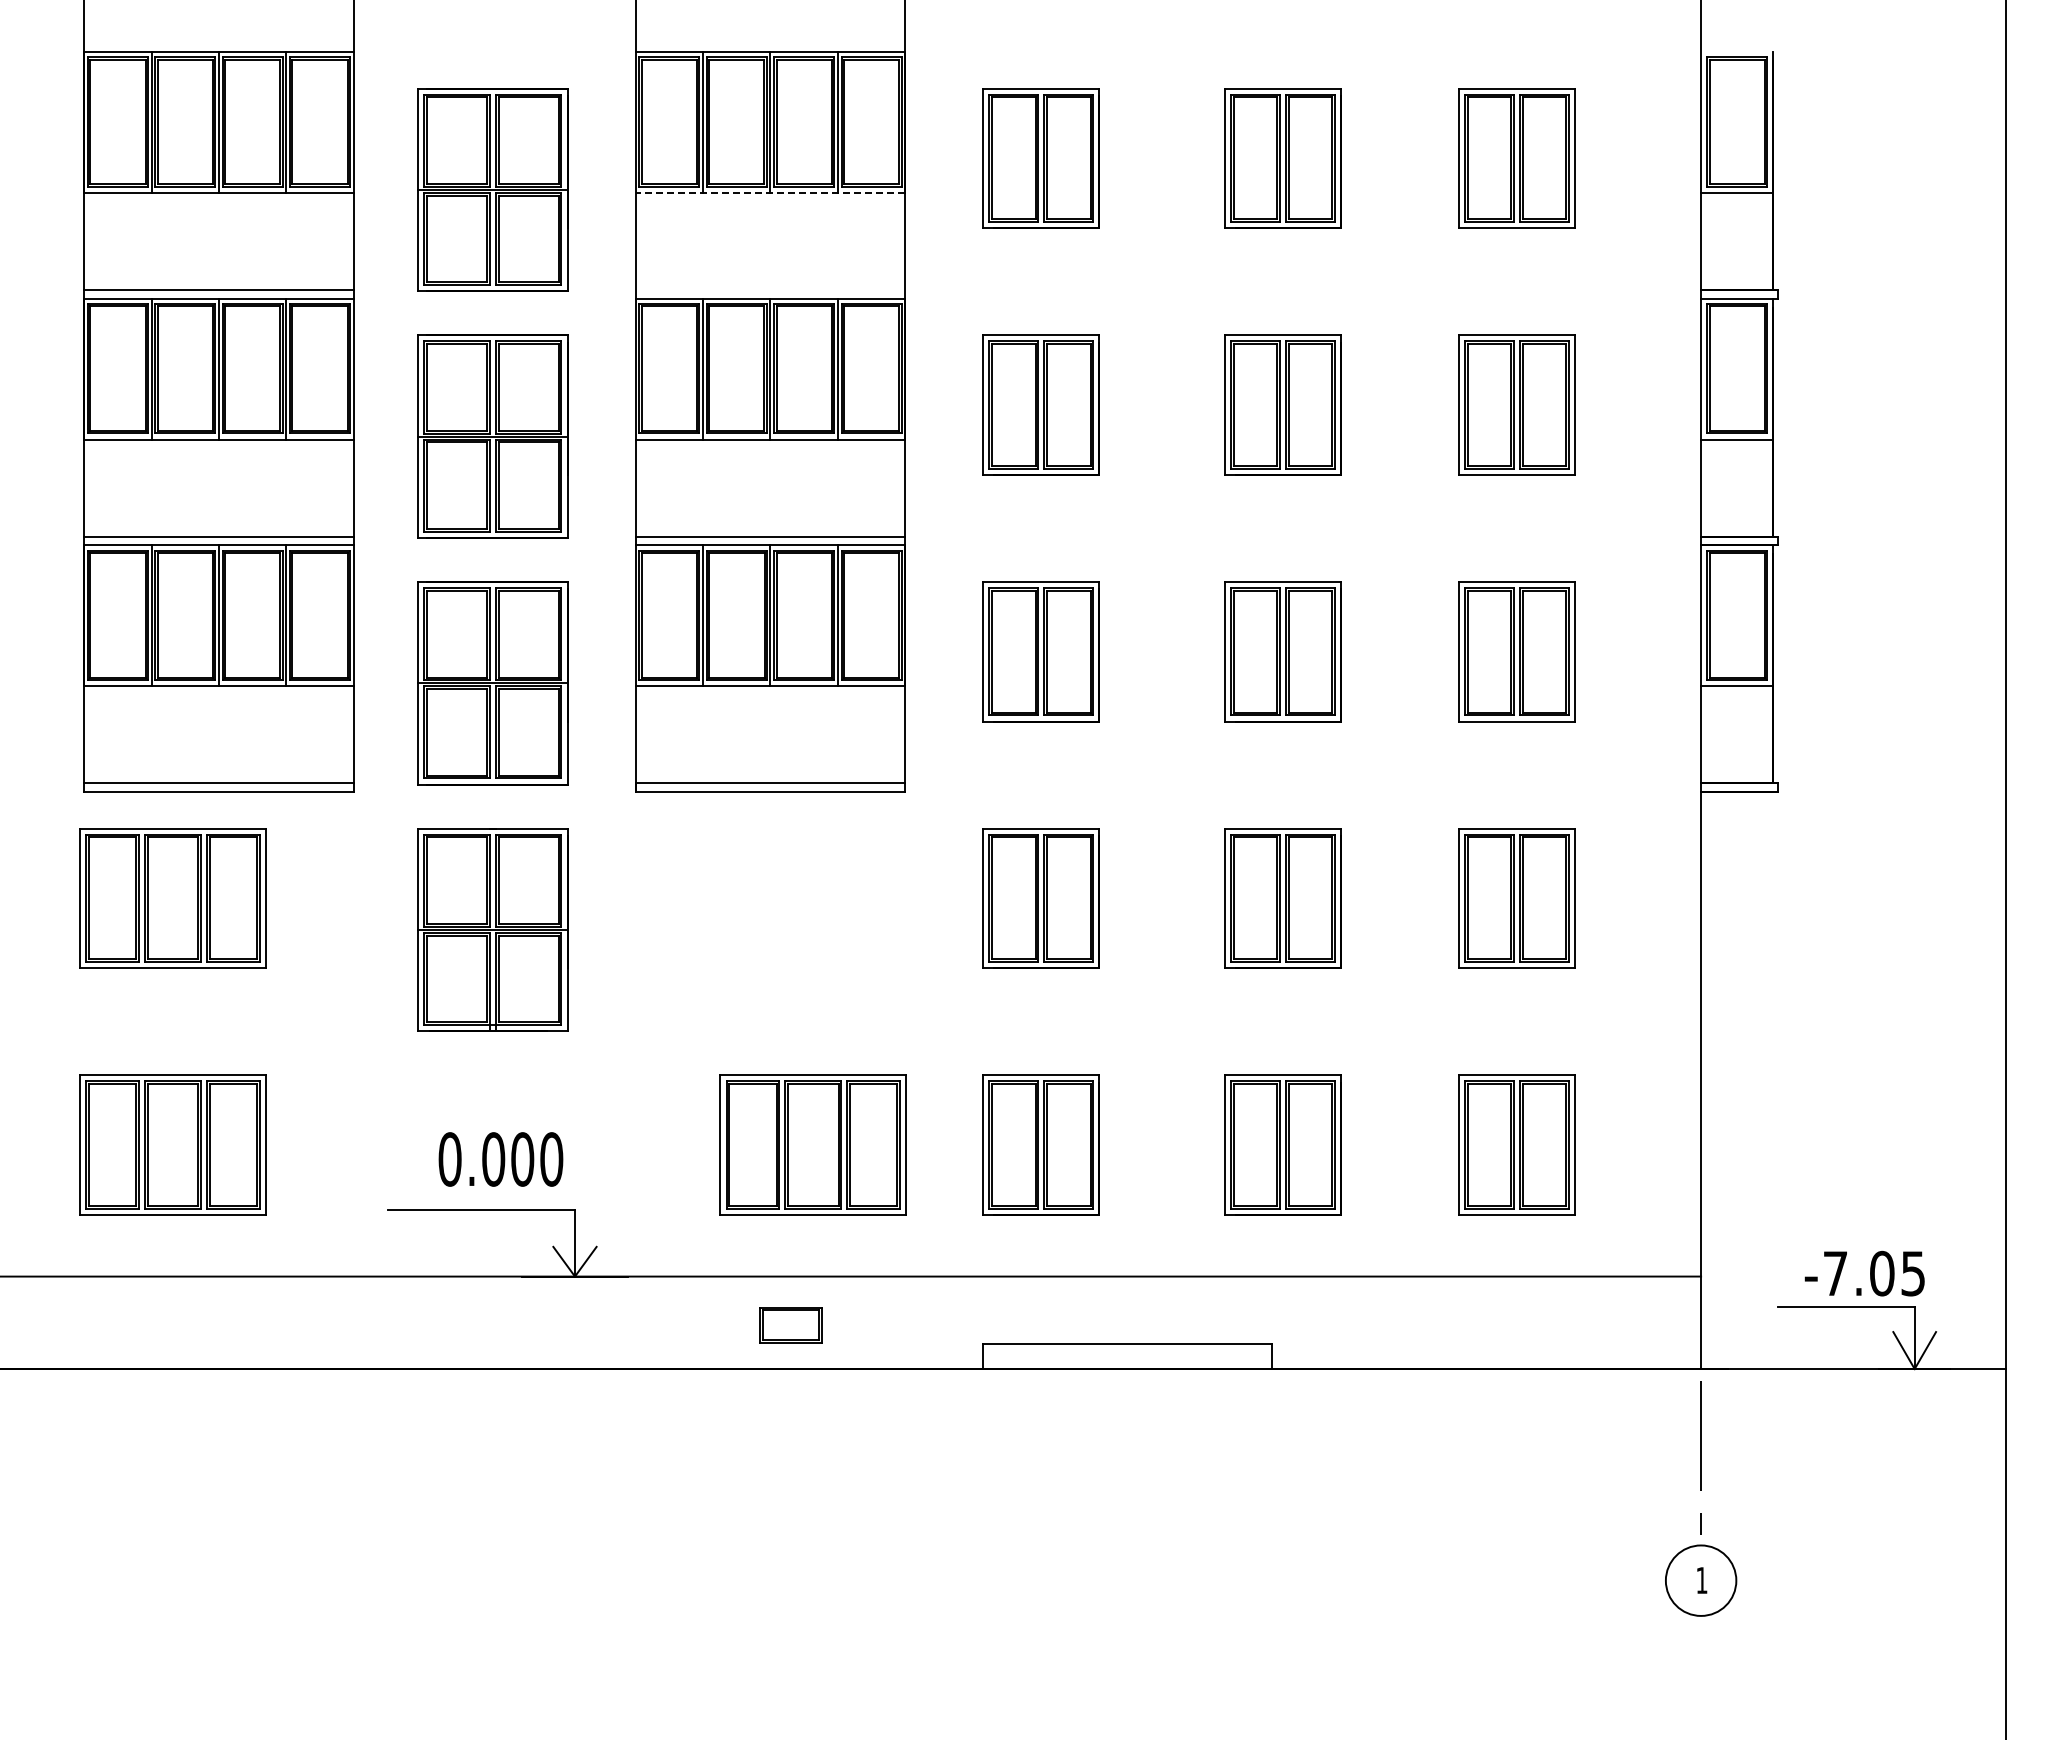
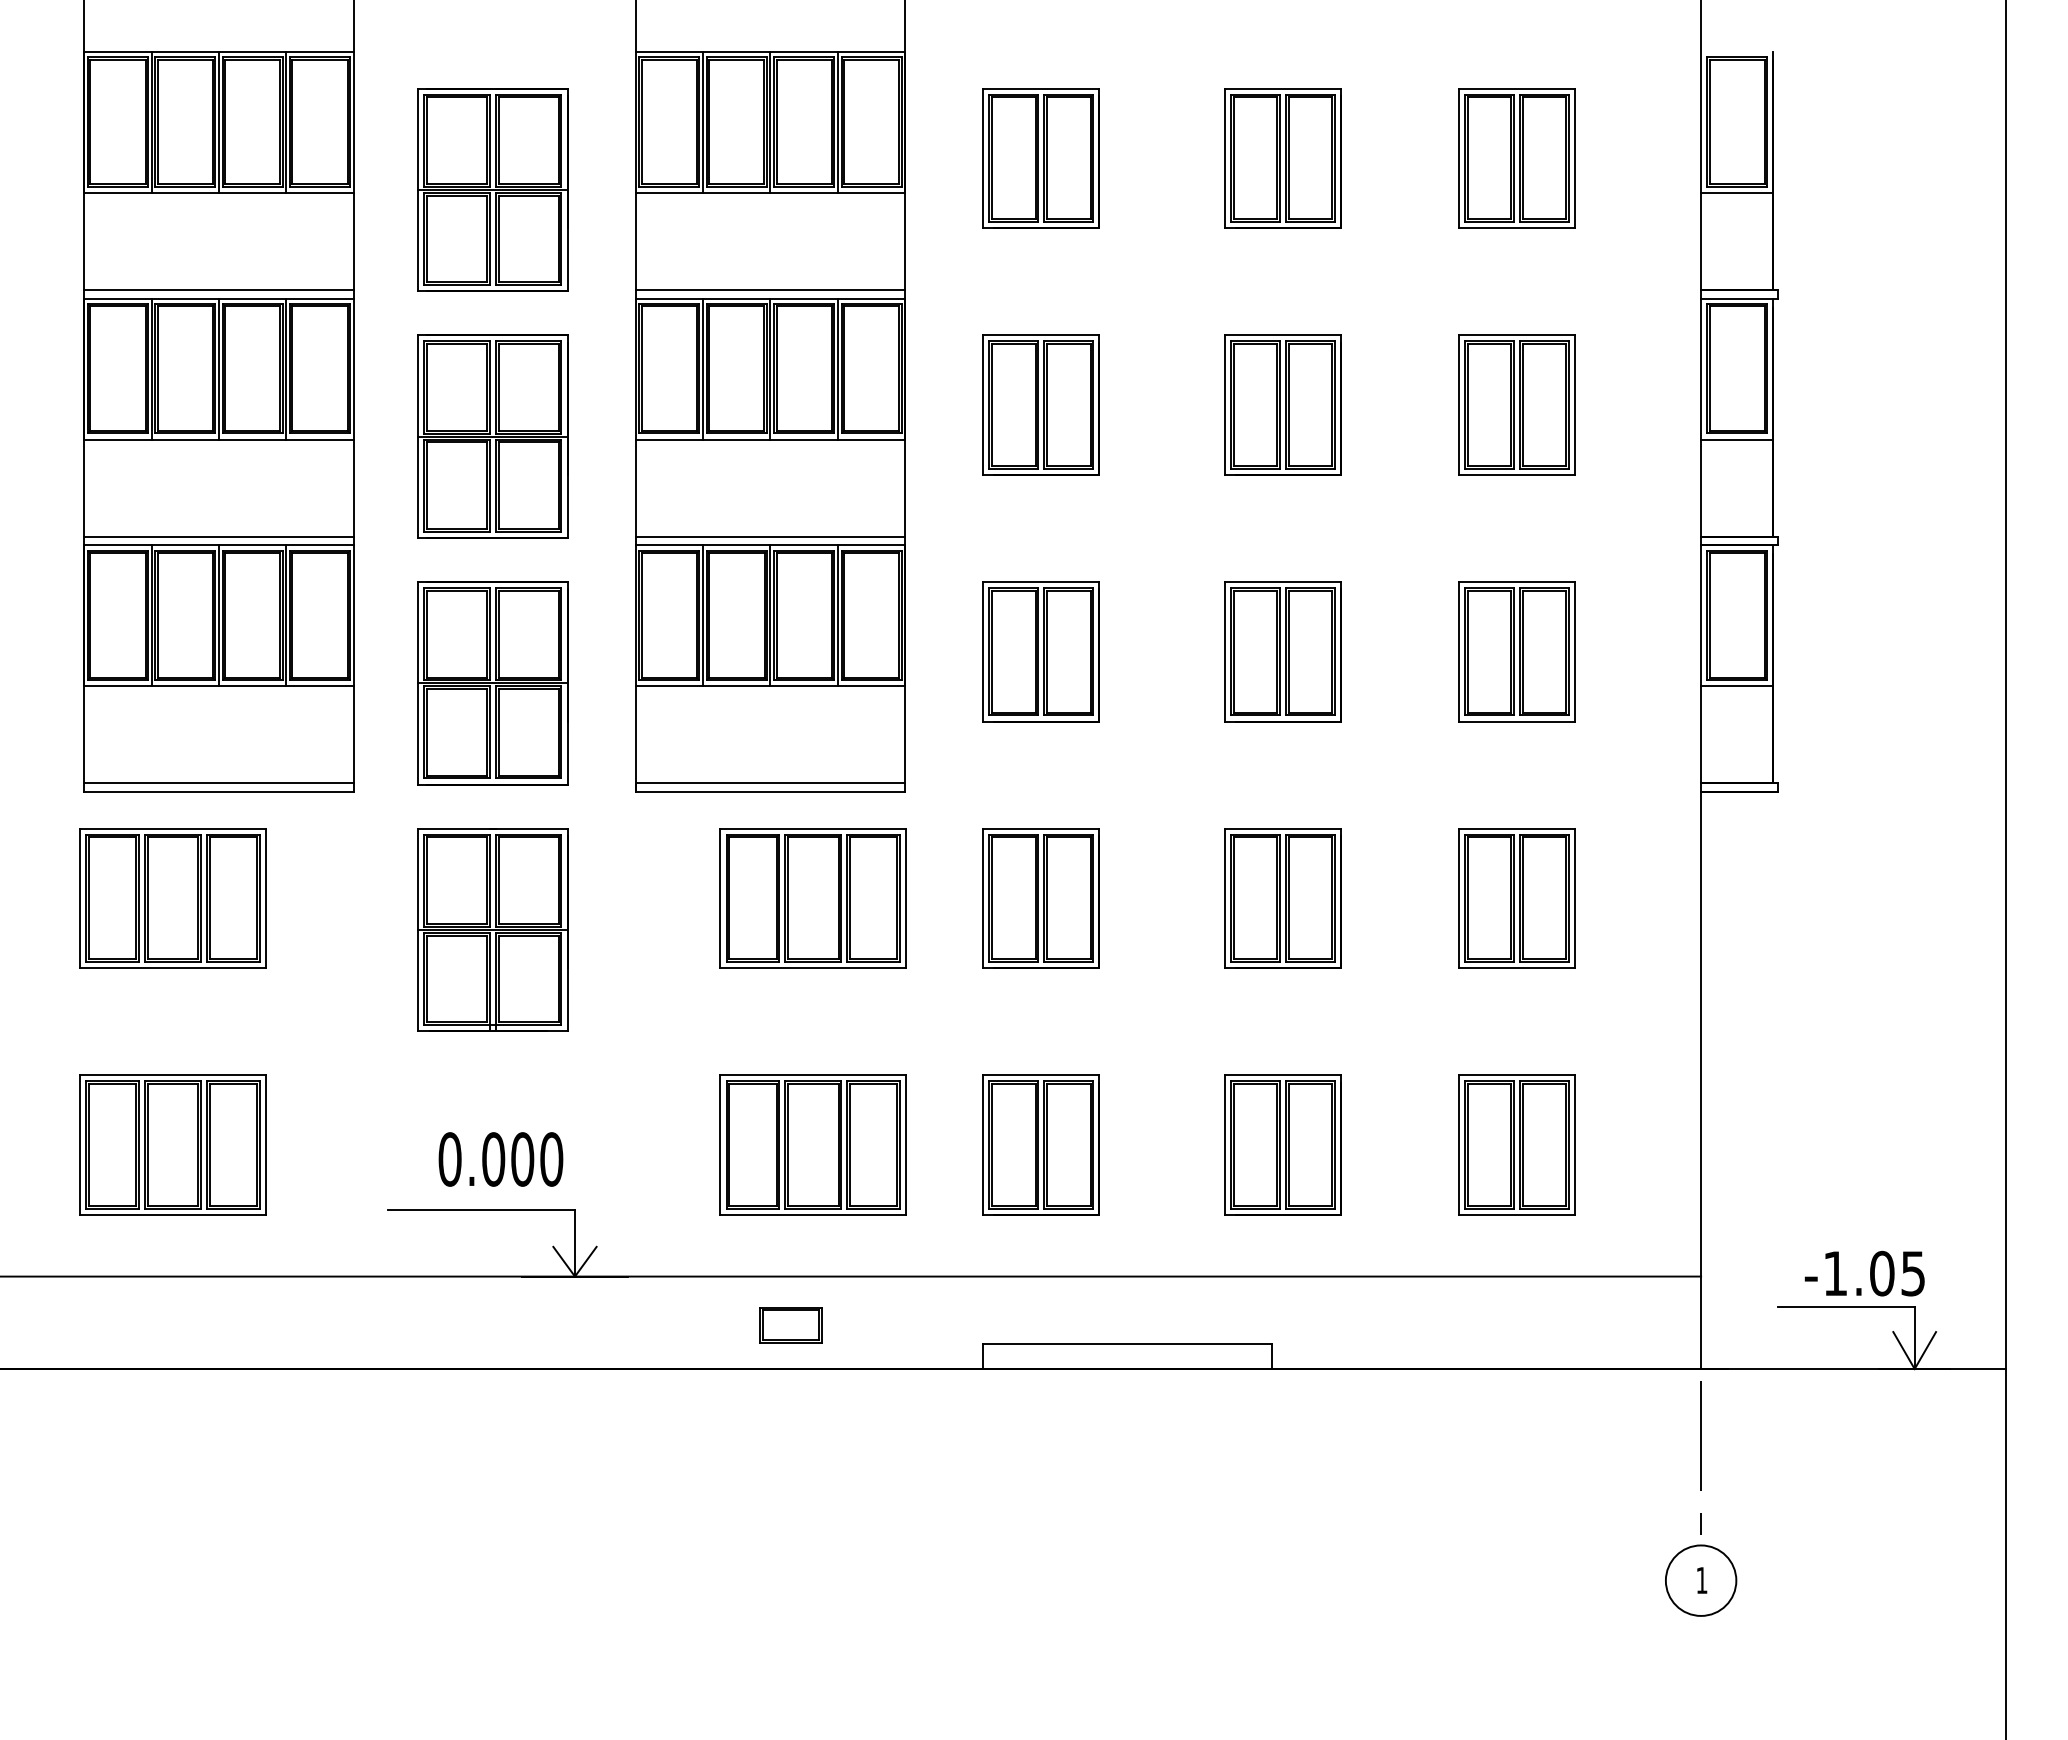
line: dashed -> solid (770, 193)
line: none -> present (770, 289)
part: none -> present (812, 898)
text: -7.05 -> -1.05 (1835, 1273)
